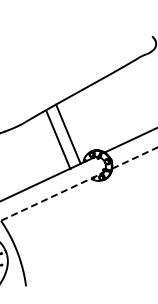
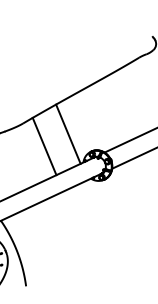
line position: (58, 140) -> (44, 146) (44, 146)
line: dashed -> solid (134, 158)
line: dashed -> solid (50, 197)
